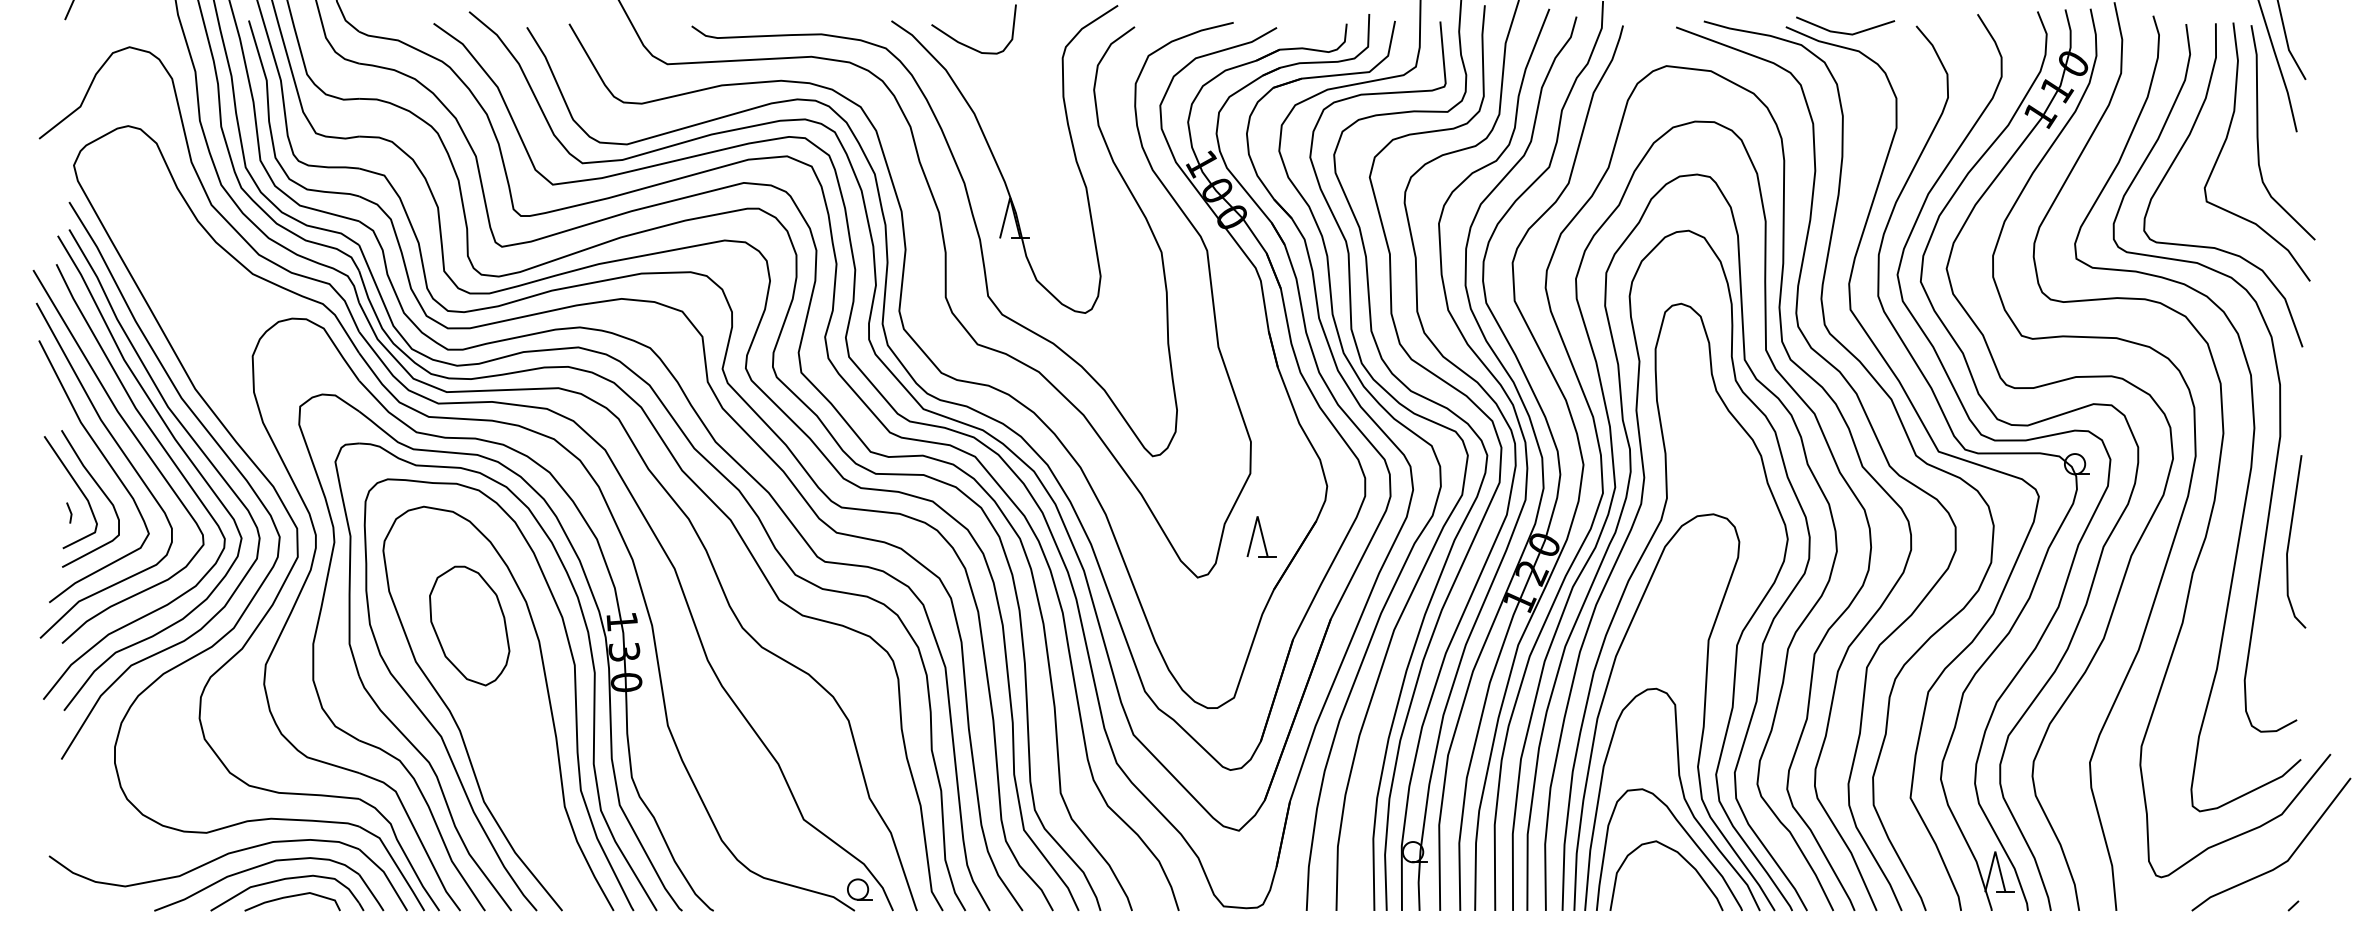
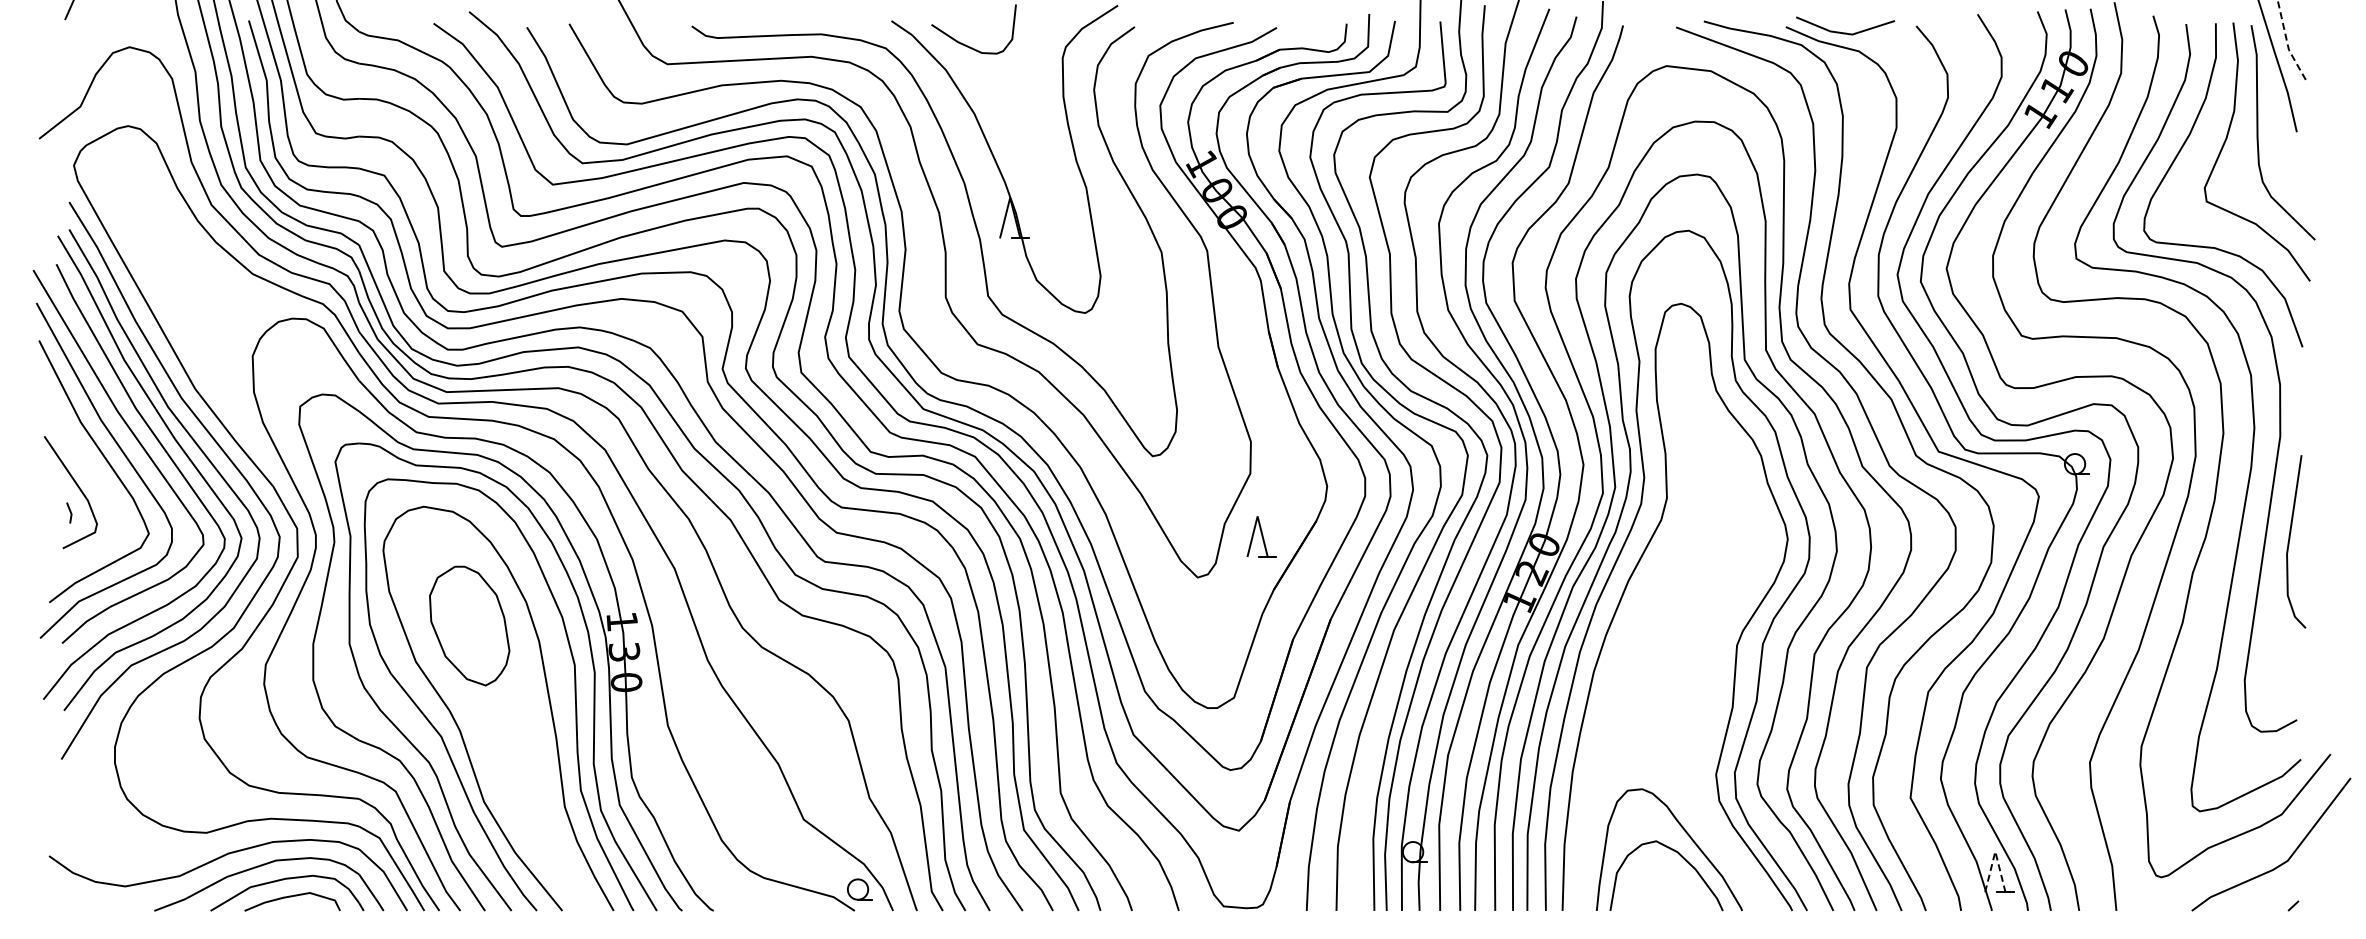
line: solid -> dashed (2287, 42)
curve: present -> none (100, 490)
part: present -> none (1674, 712)
line: solid -> dashed (1995, 851)
